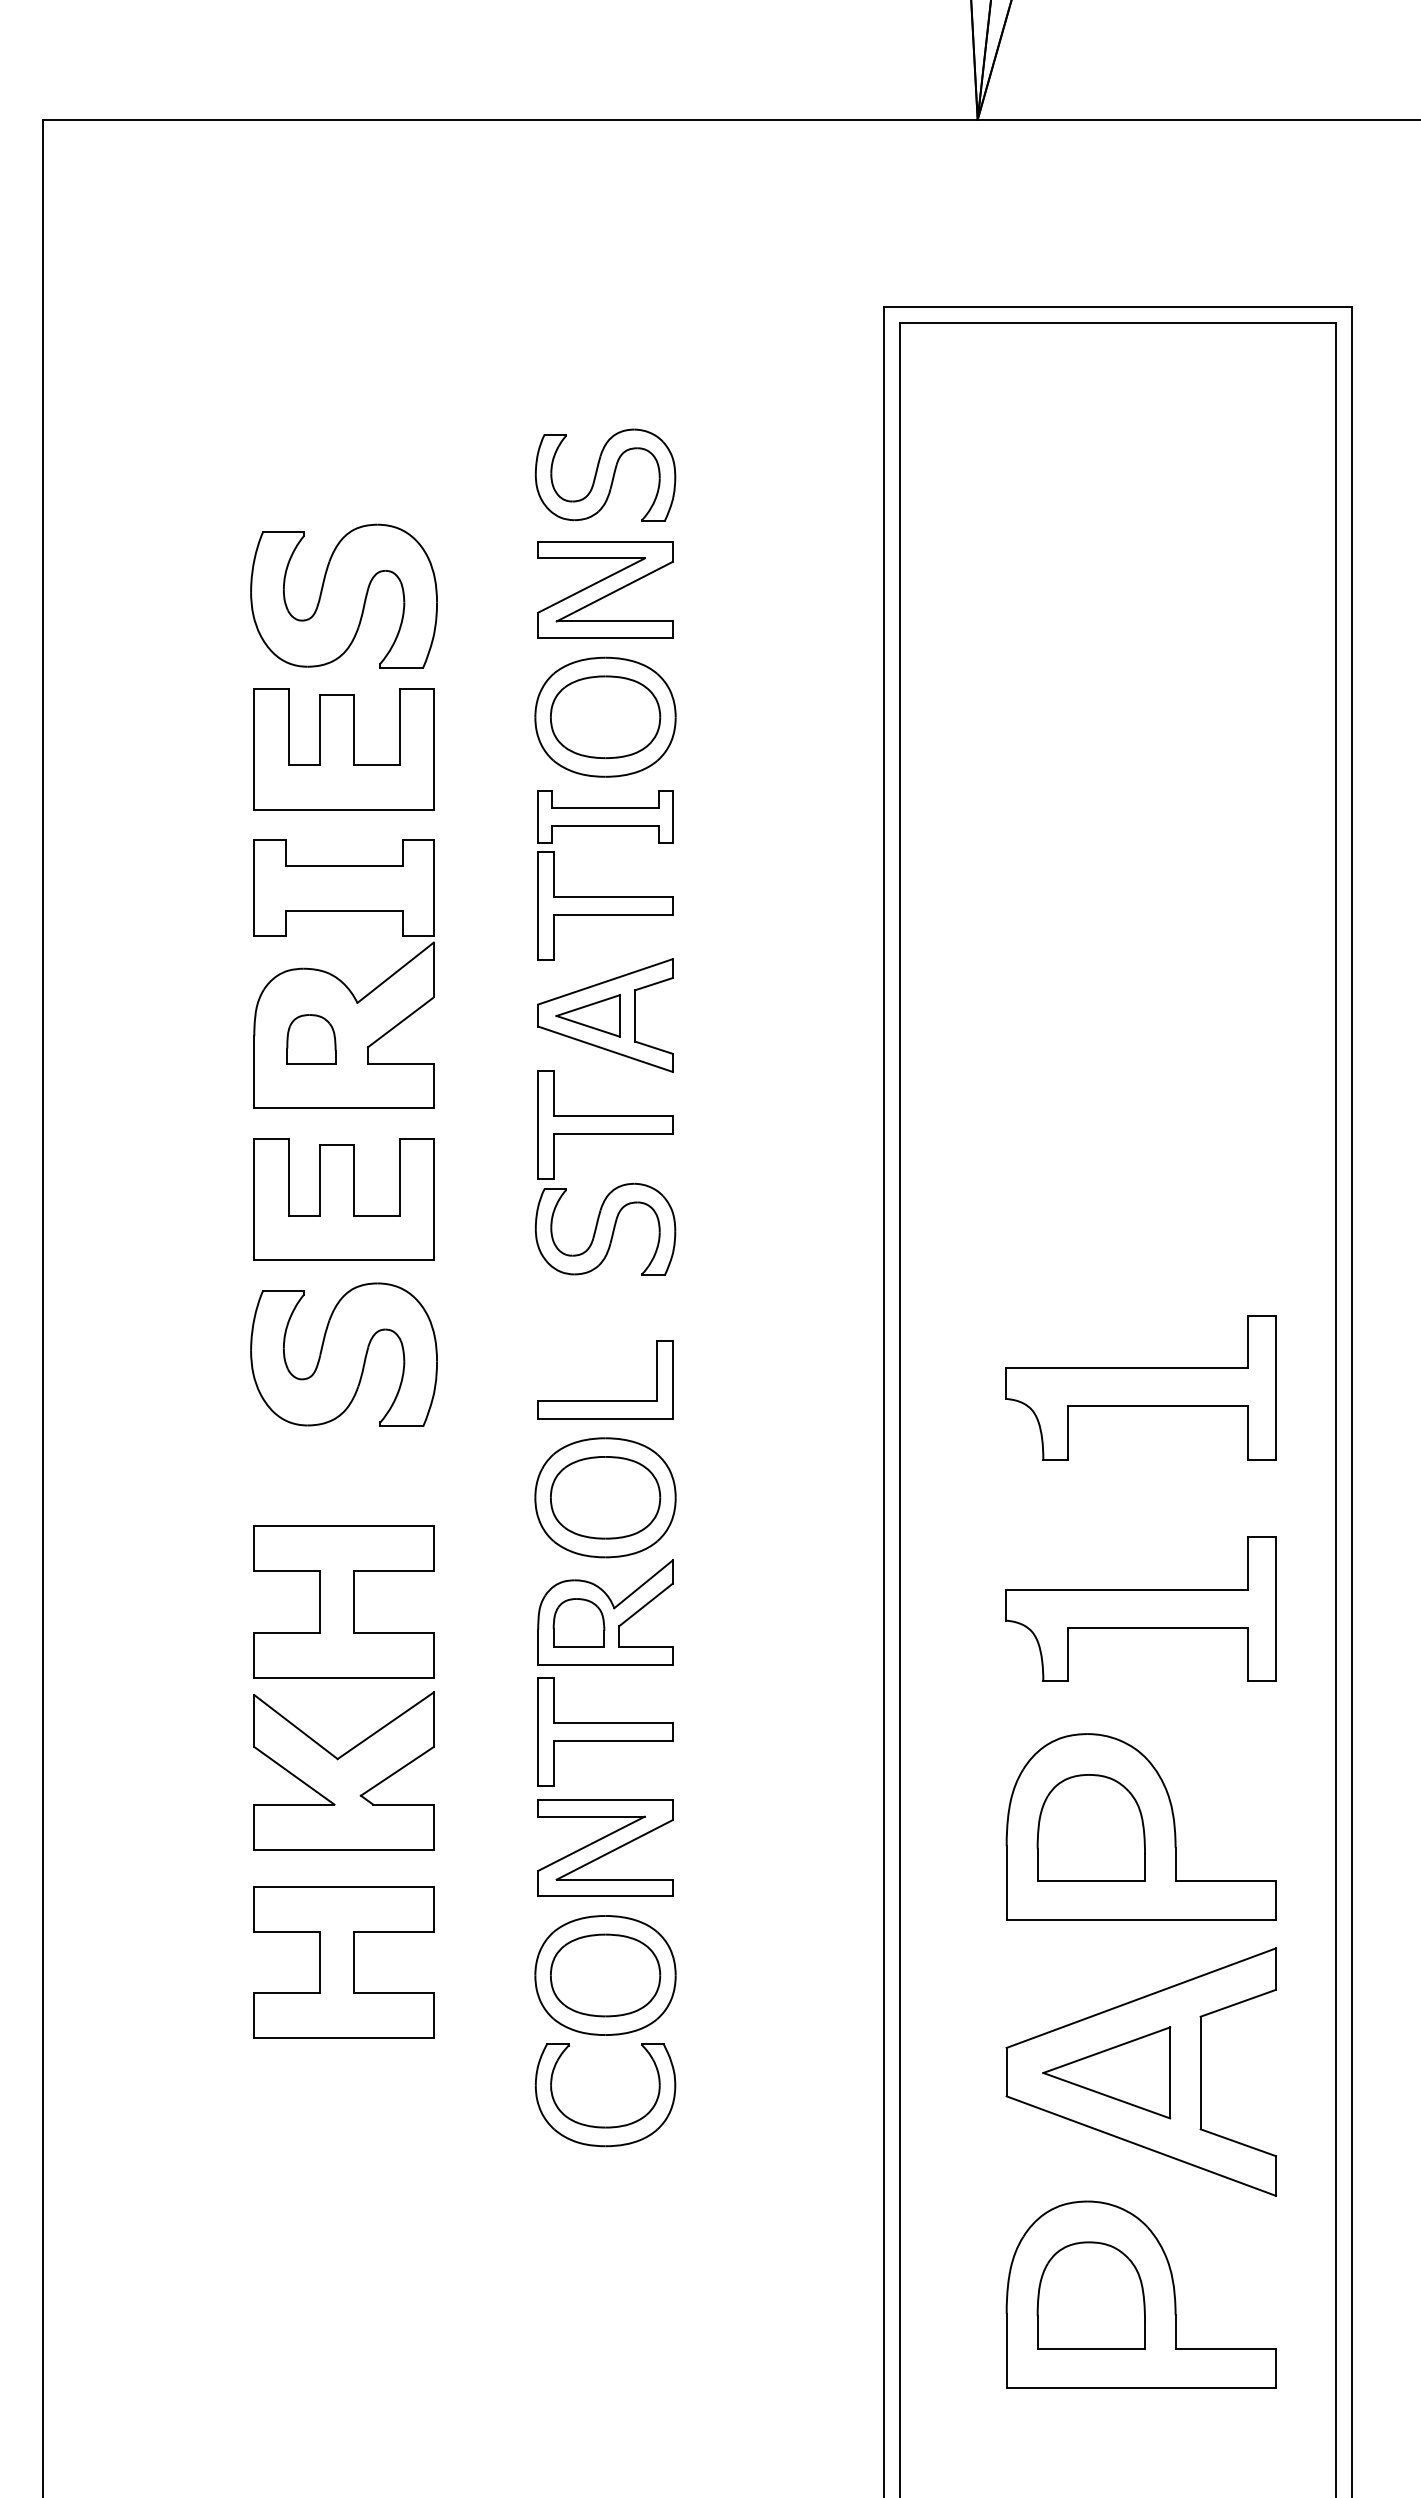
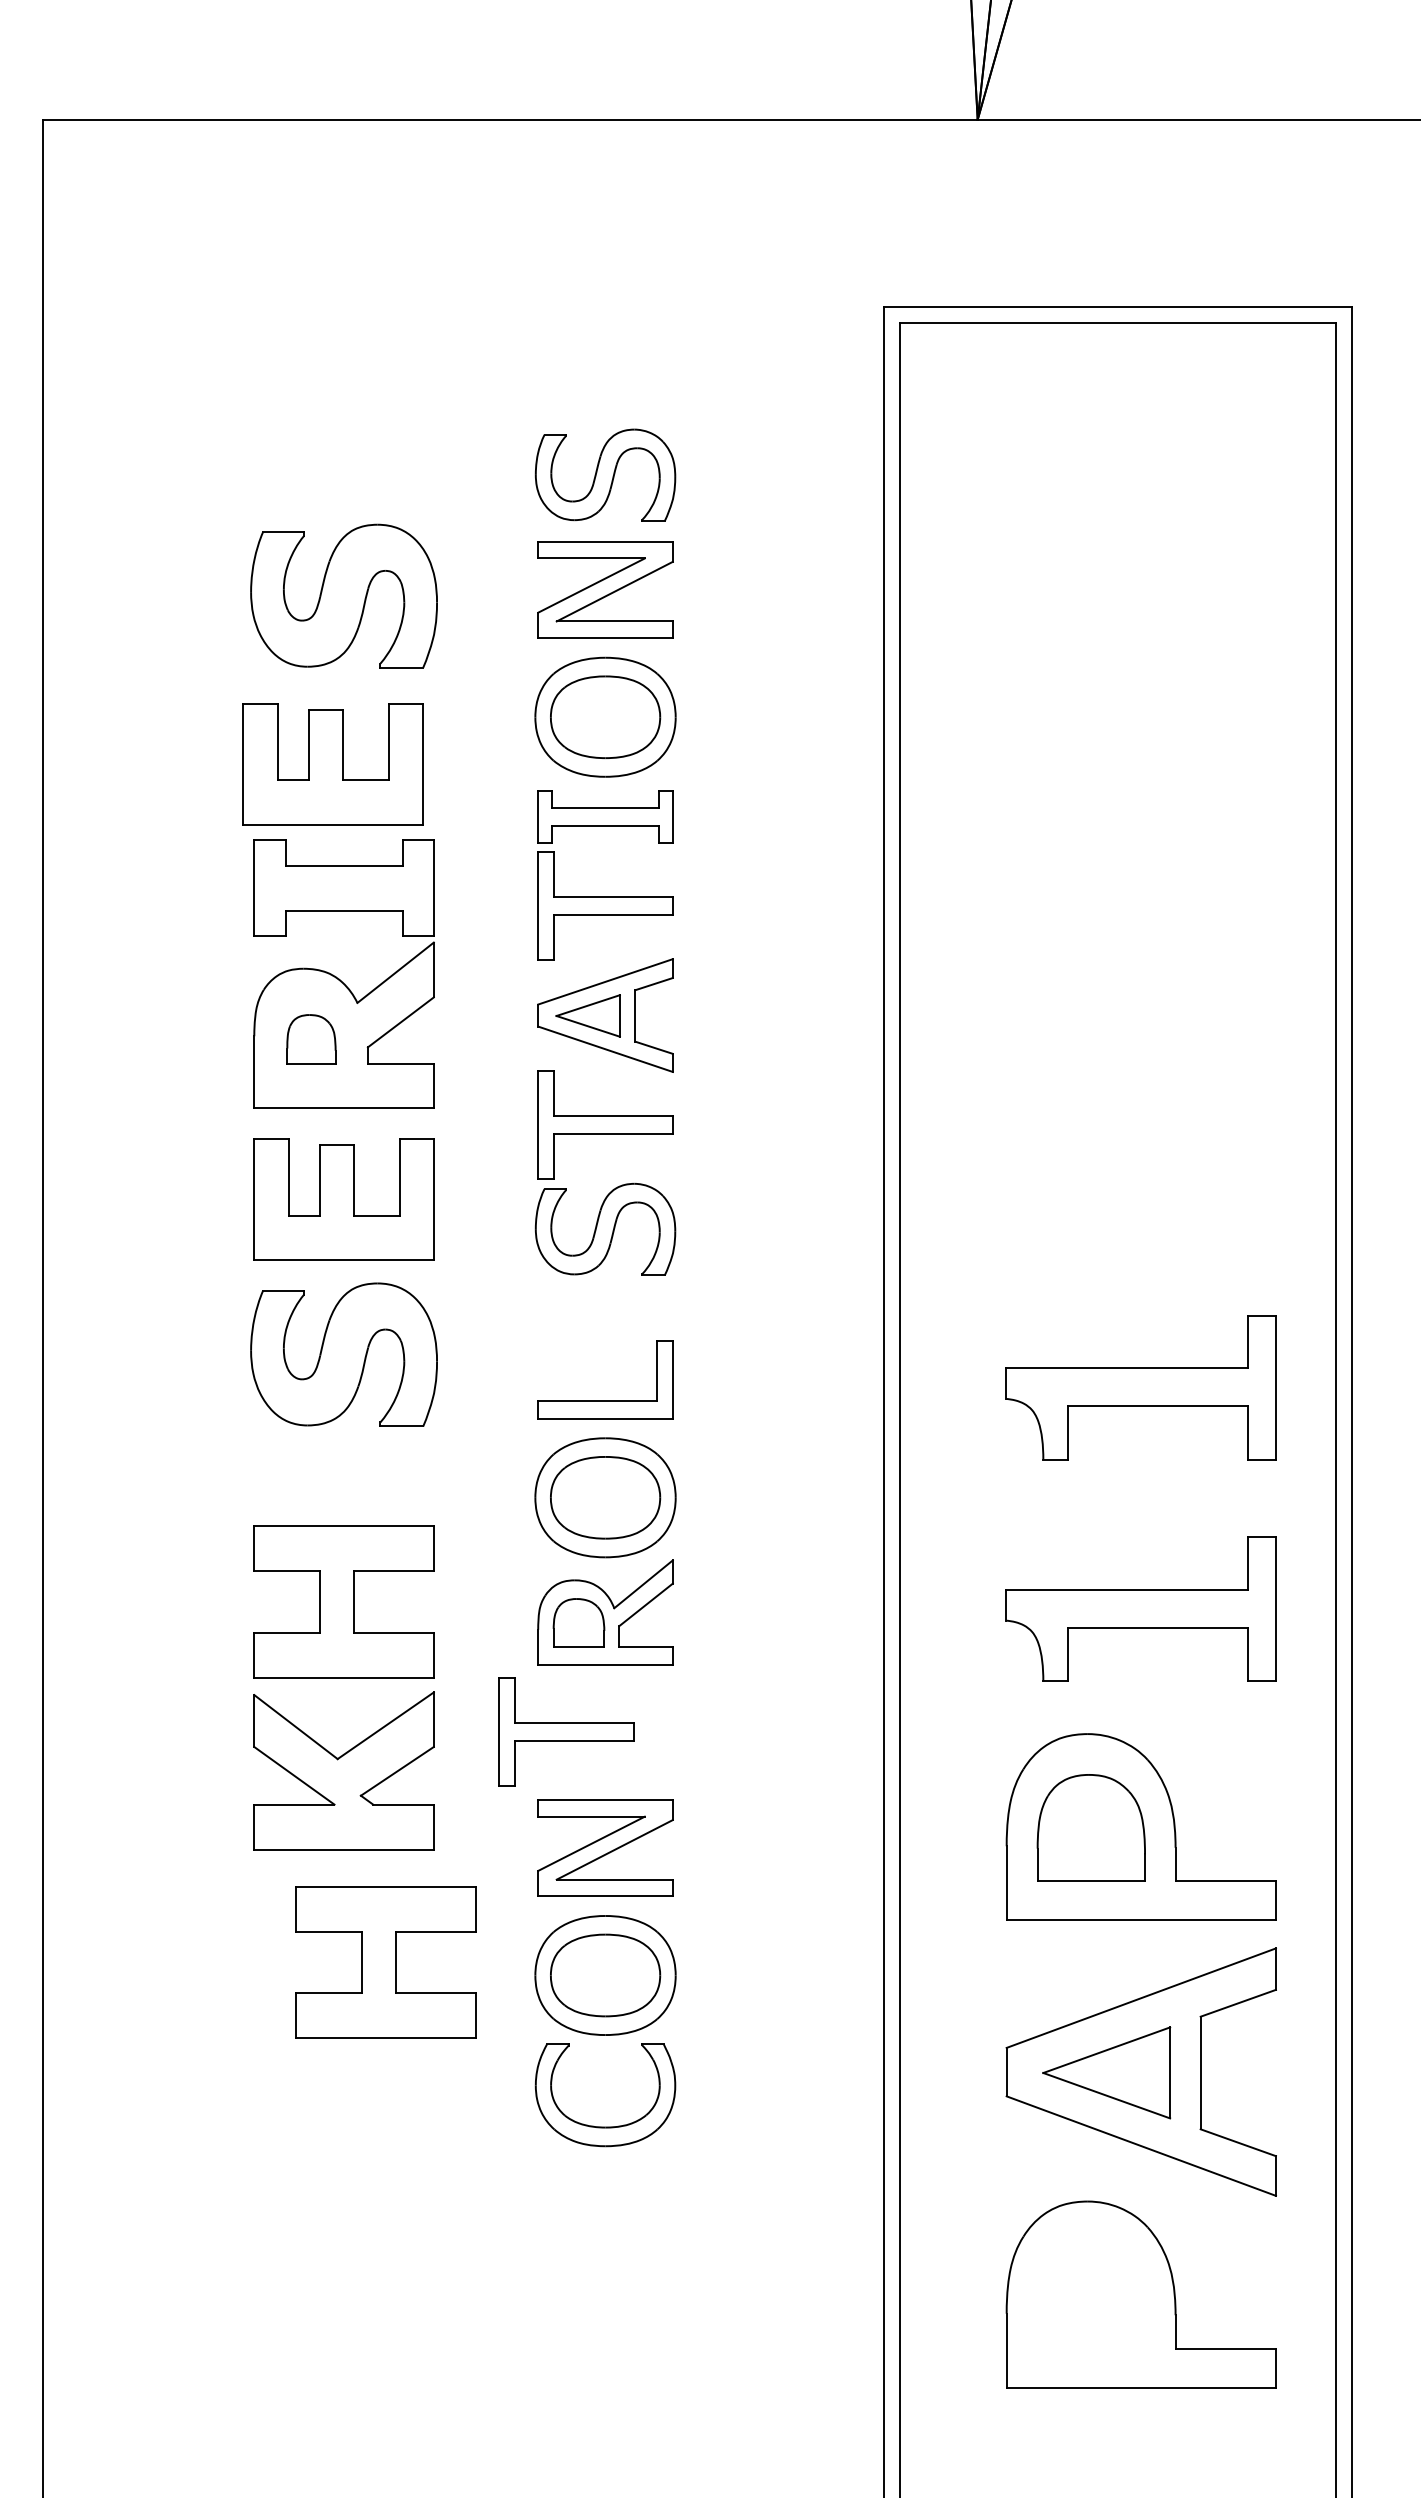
part position: (343, 749) -> (332, 764) (332, 764)
part position: (605, 1731) -> (566, 1731) (566, 1731)
part position: (343, 1962) -> (385, 1962) (385, 1962)
part: present -> none (1090, 2295)
